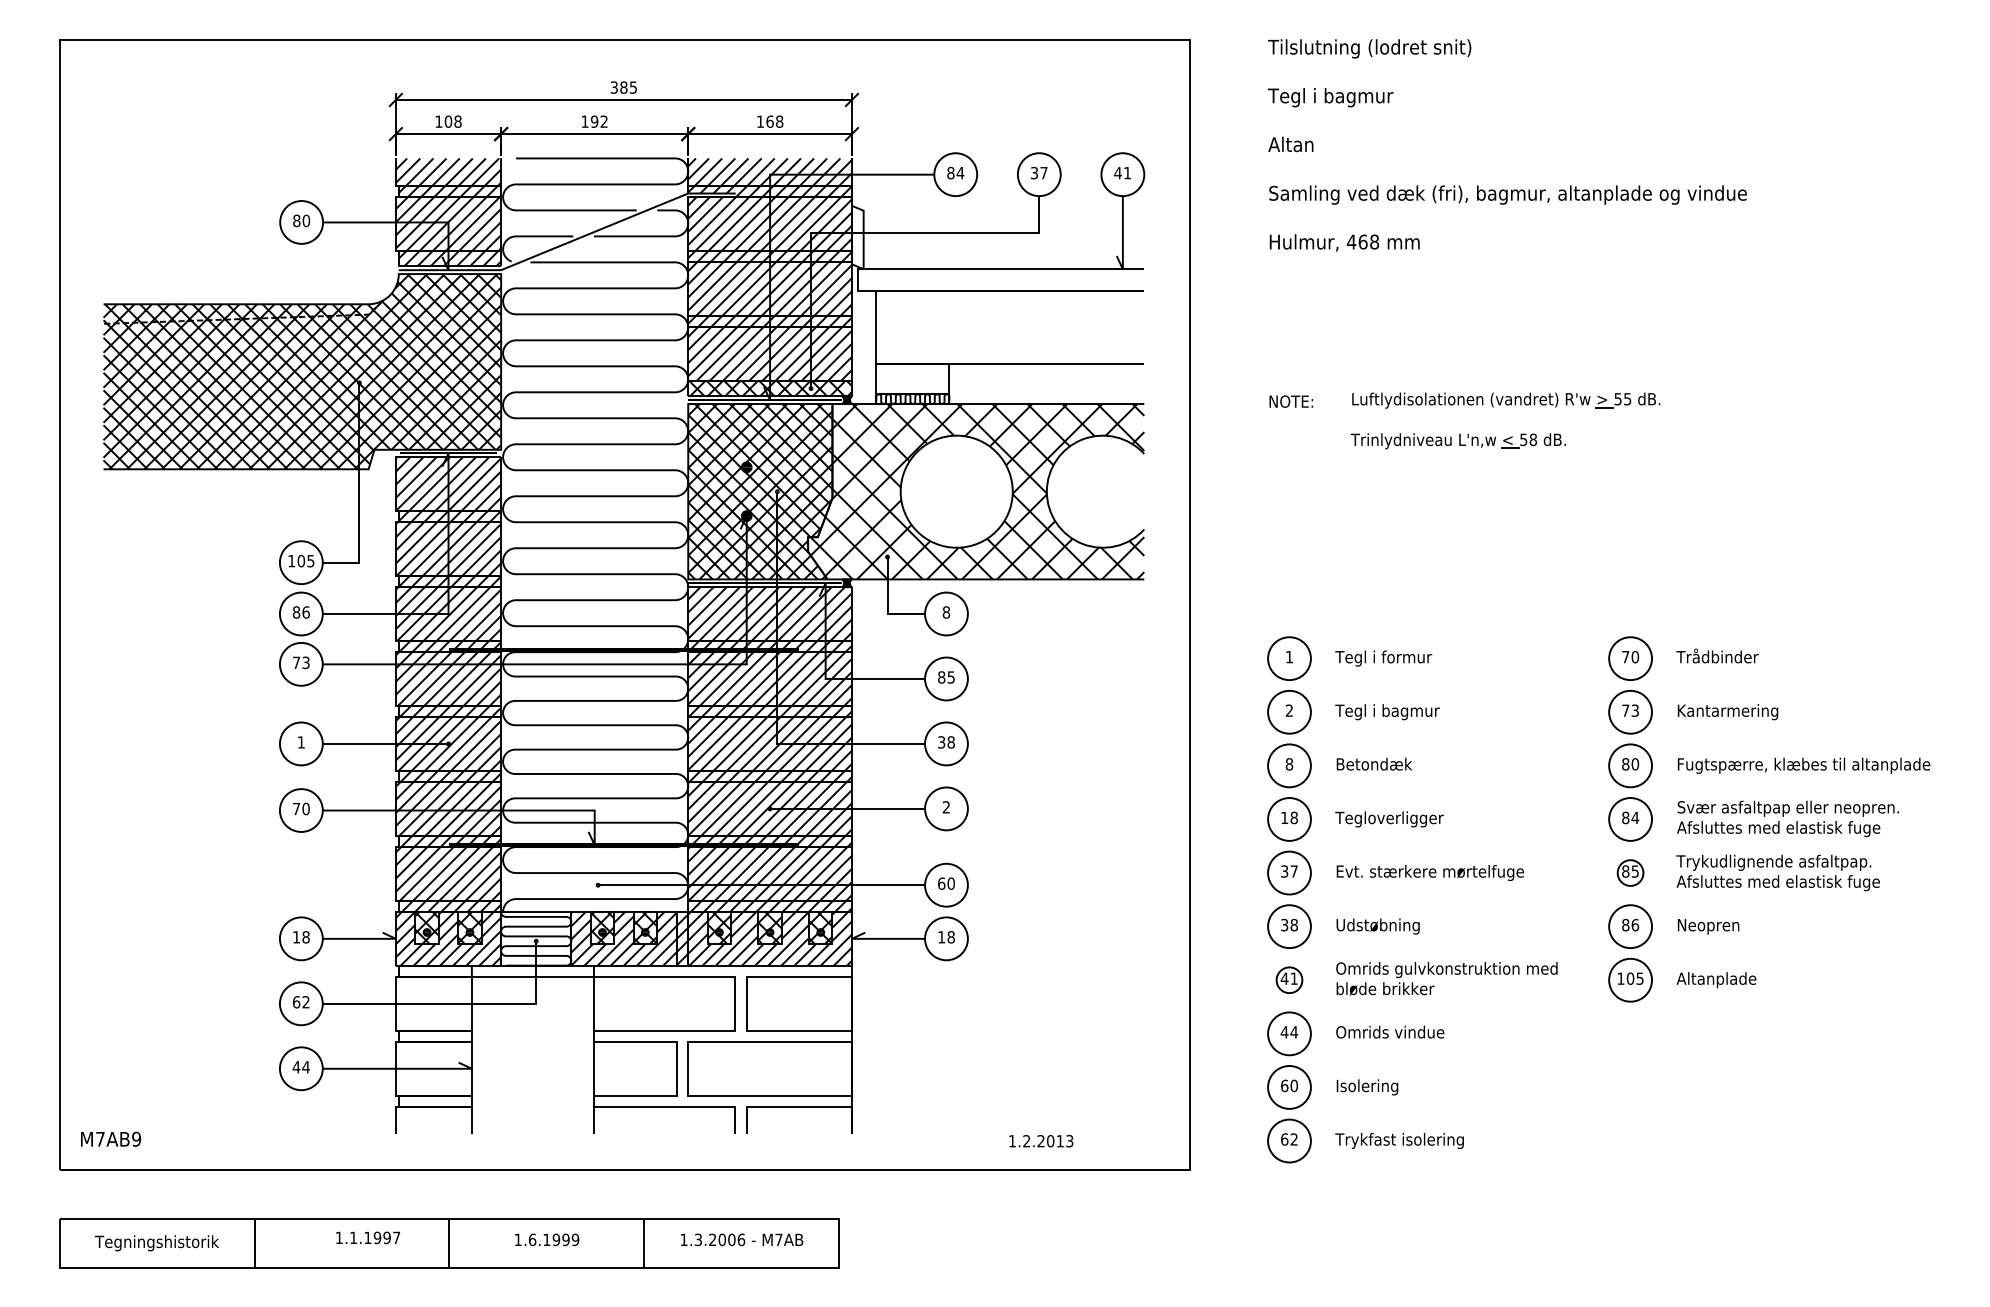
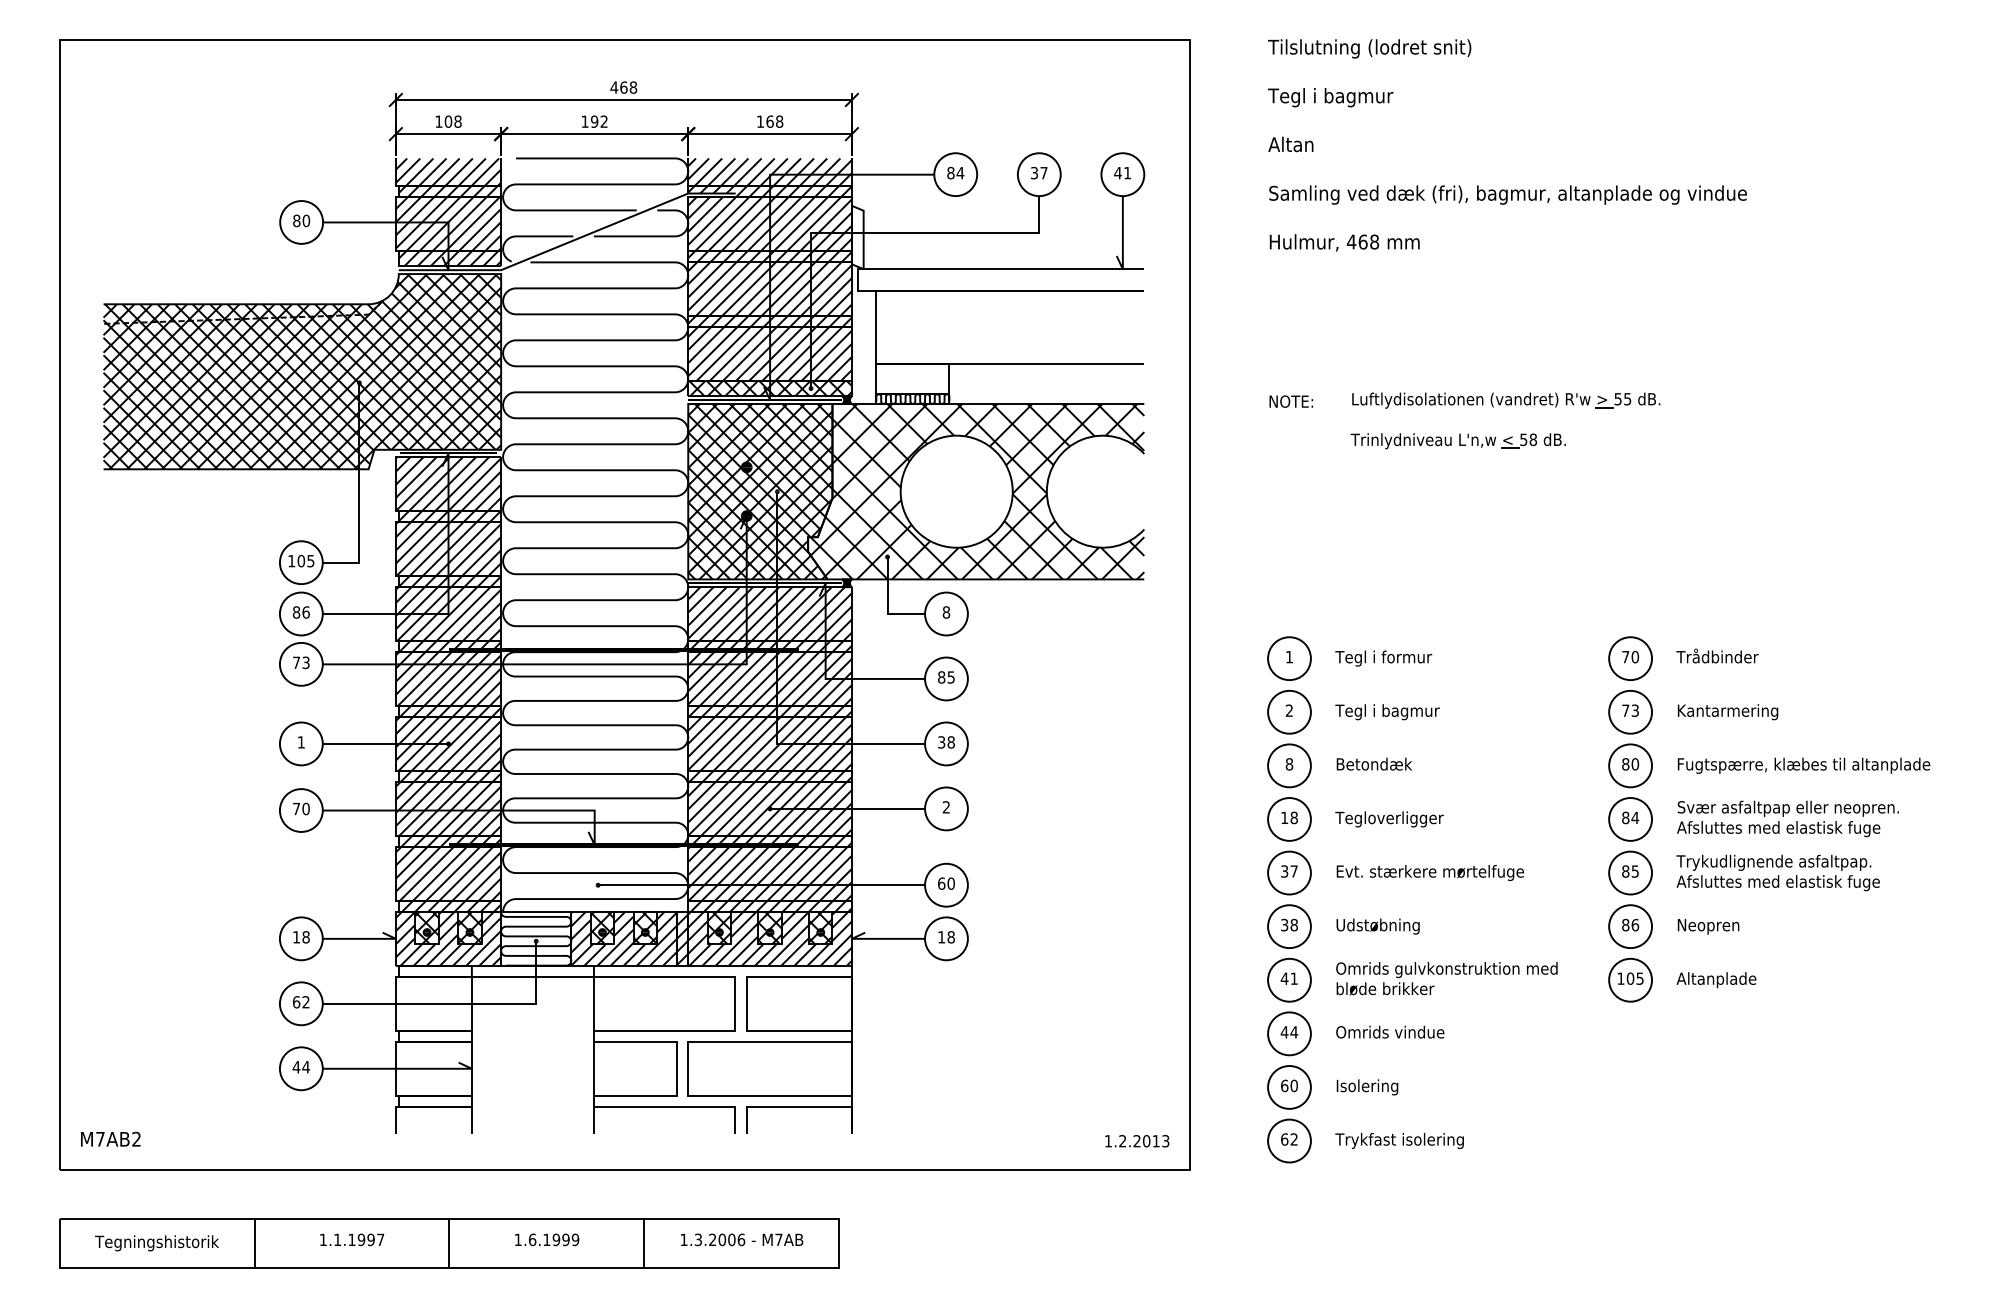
text: 385 -> 468 (623, 87)
circle diameter: 26 px -> 43 px (1630, 872)
circle diameter: 26 px -> 43 px (1289, 979)
text: M7AB9 -> M7AB2 (136, 1139)
text position: (1041, 1141) -> (1137, 1141) (1137, 1141)
text position: (368, 1237) -> (352, 1239) (352, 1239)
